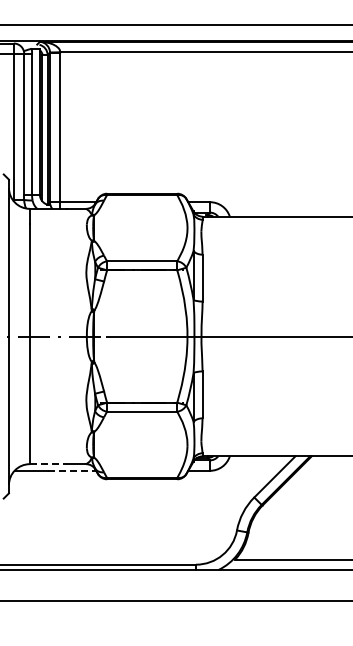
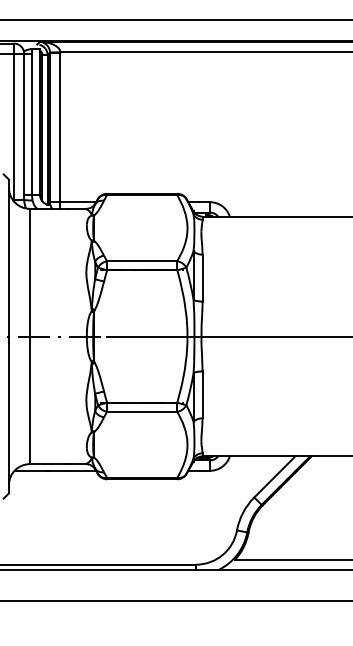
line position: (175, 25) -> (175, 20) (175, 20)
line: dashed -> solid (48, 464)
line: dashed -> solid (72, 470)
